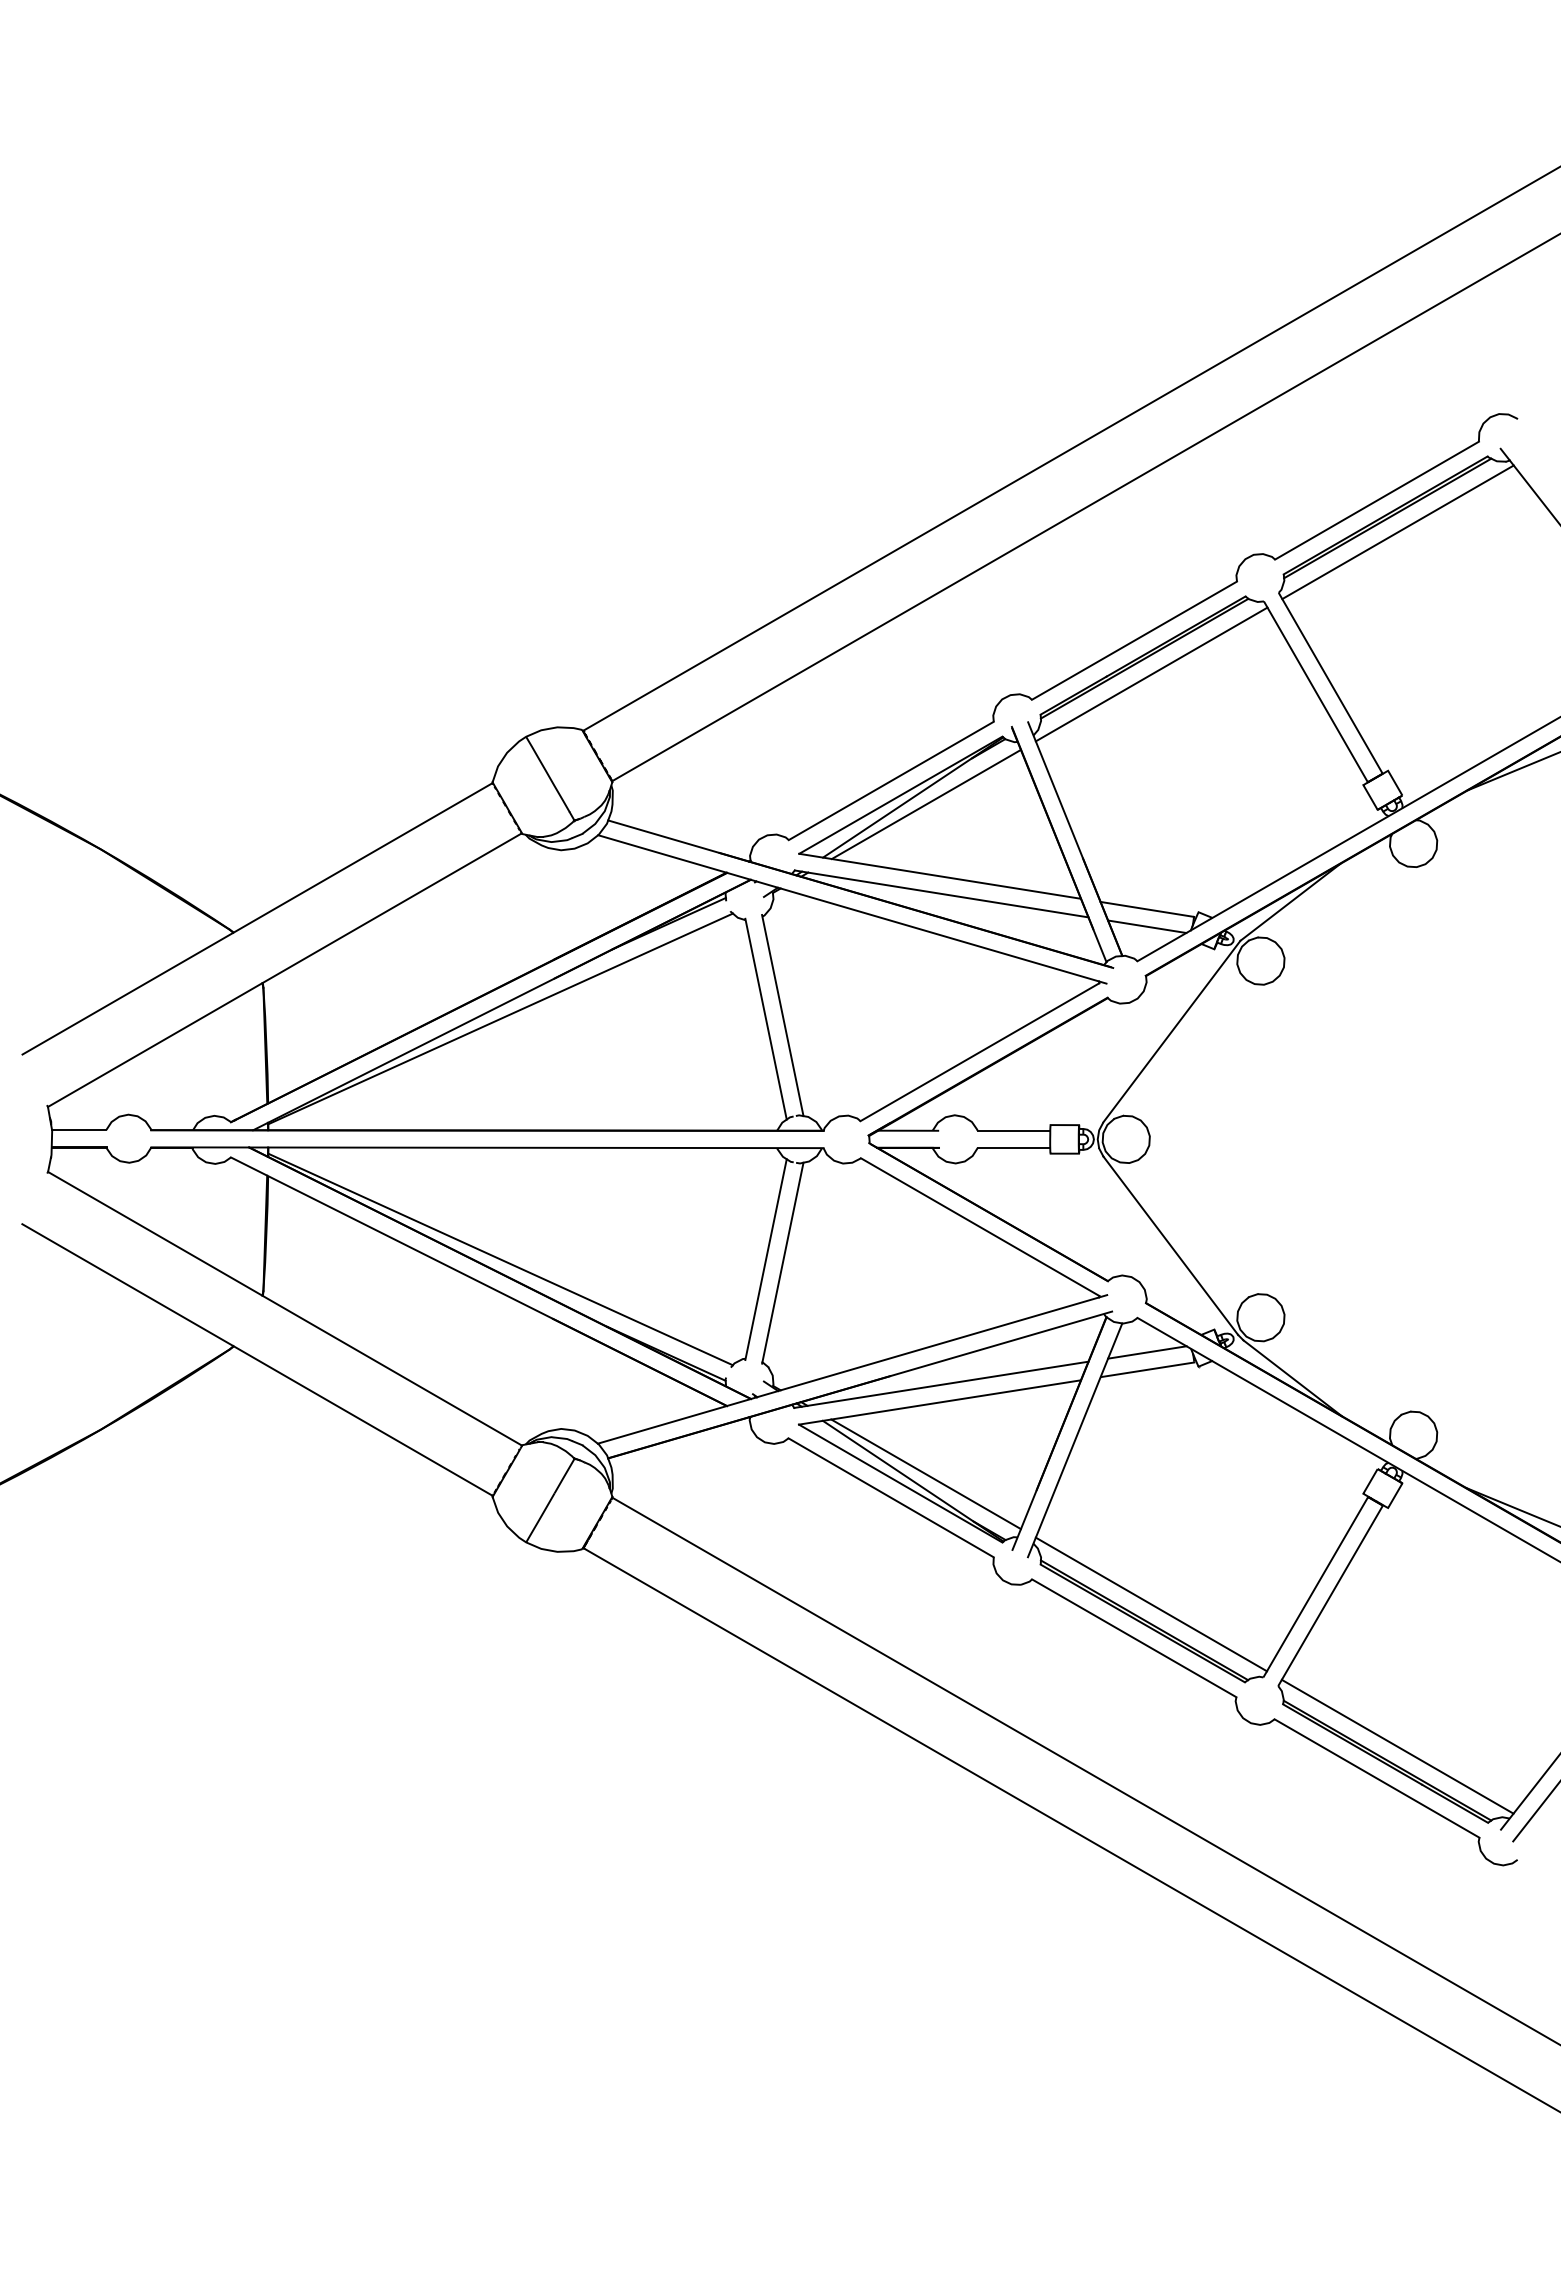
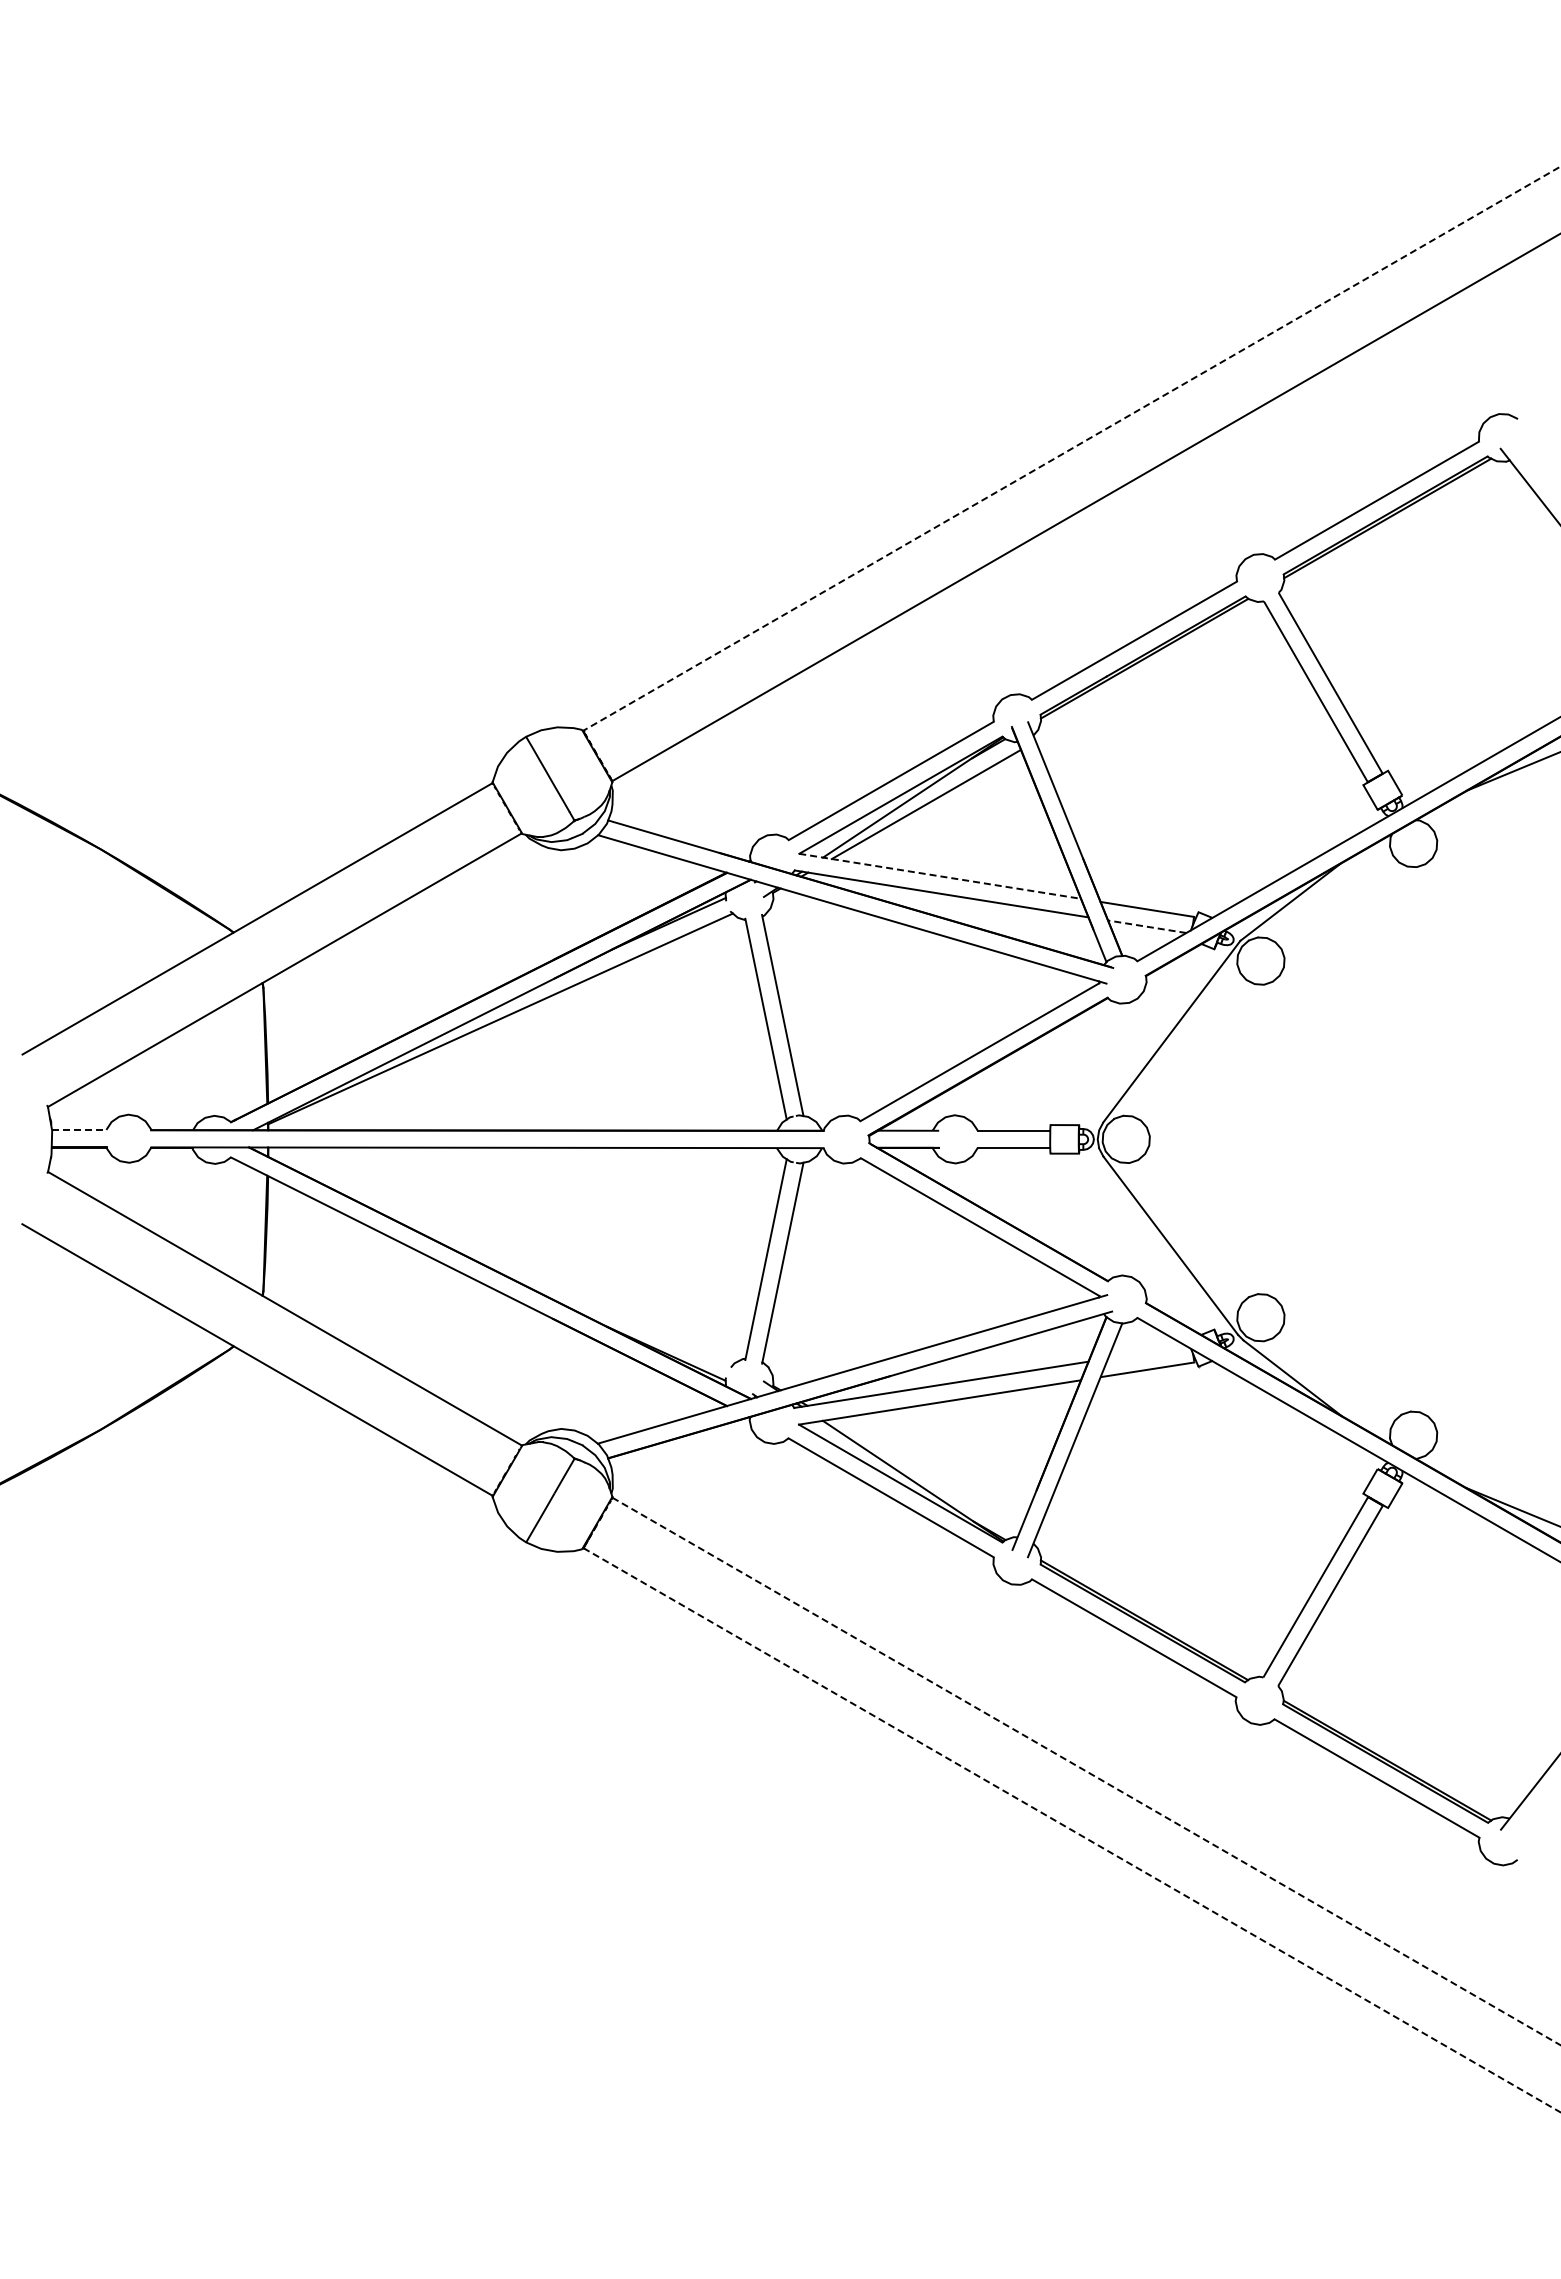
line: solid -> dashed (1071, 449)
line: present -> none (1397, 532)
line: present -> none (1151, 674)
line: solid -> dashed (940, 876)
line: solid -> dashed (1147, 926)
line: solid -> dashed (79, 1130)
line: present -> none (500, 1259)
line: present -> none (1147, 1352)
line: present -> none (925, 1474)
line: present -> none (1151, 1604)
line: present -> none (1397, 1746)
line: solid -> dashed (1086, 1771)
line: present -> none (1535, 1812)
line: solid -> dashed (1071, 1830)
